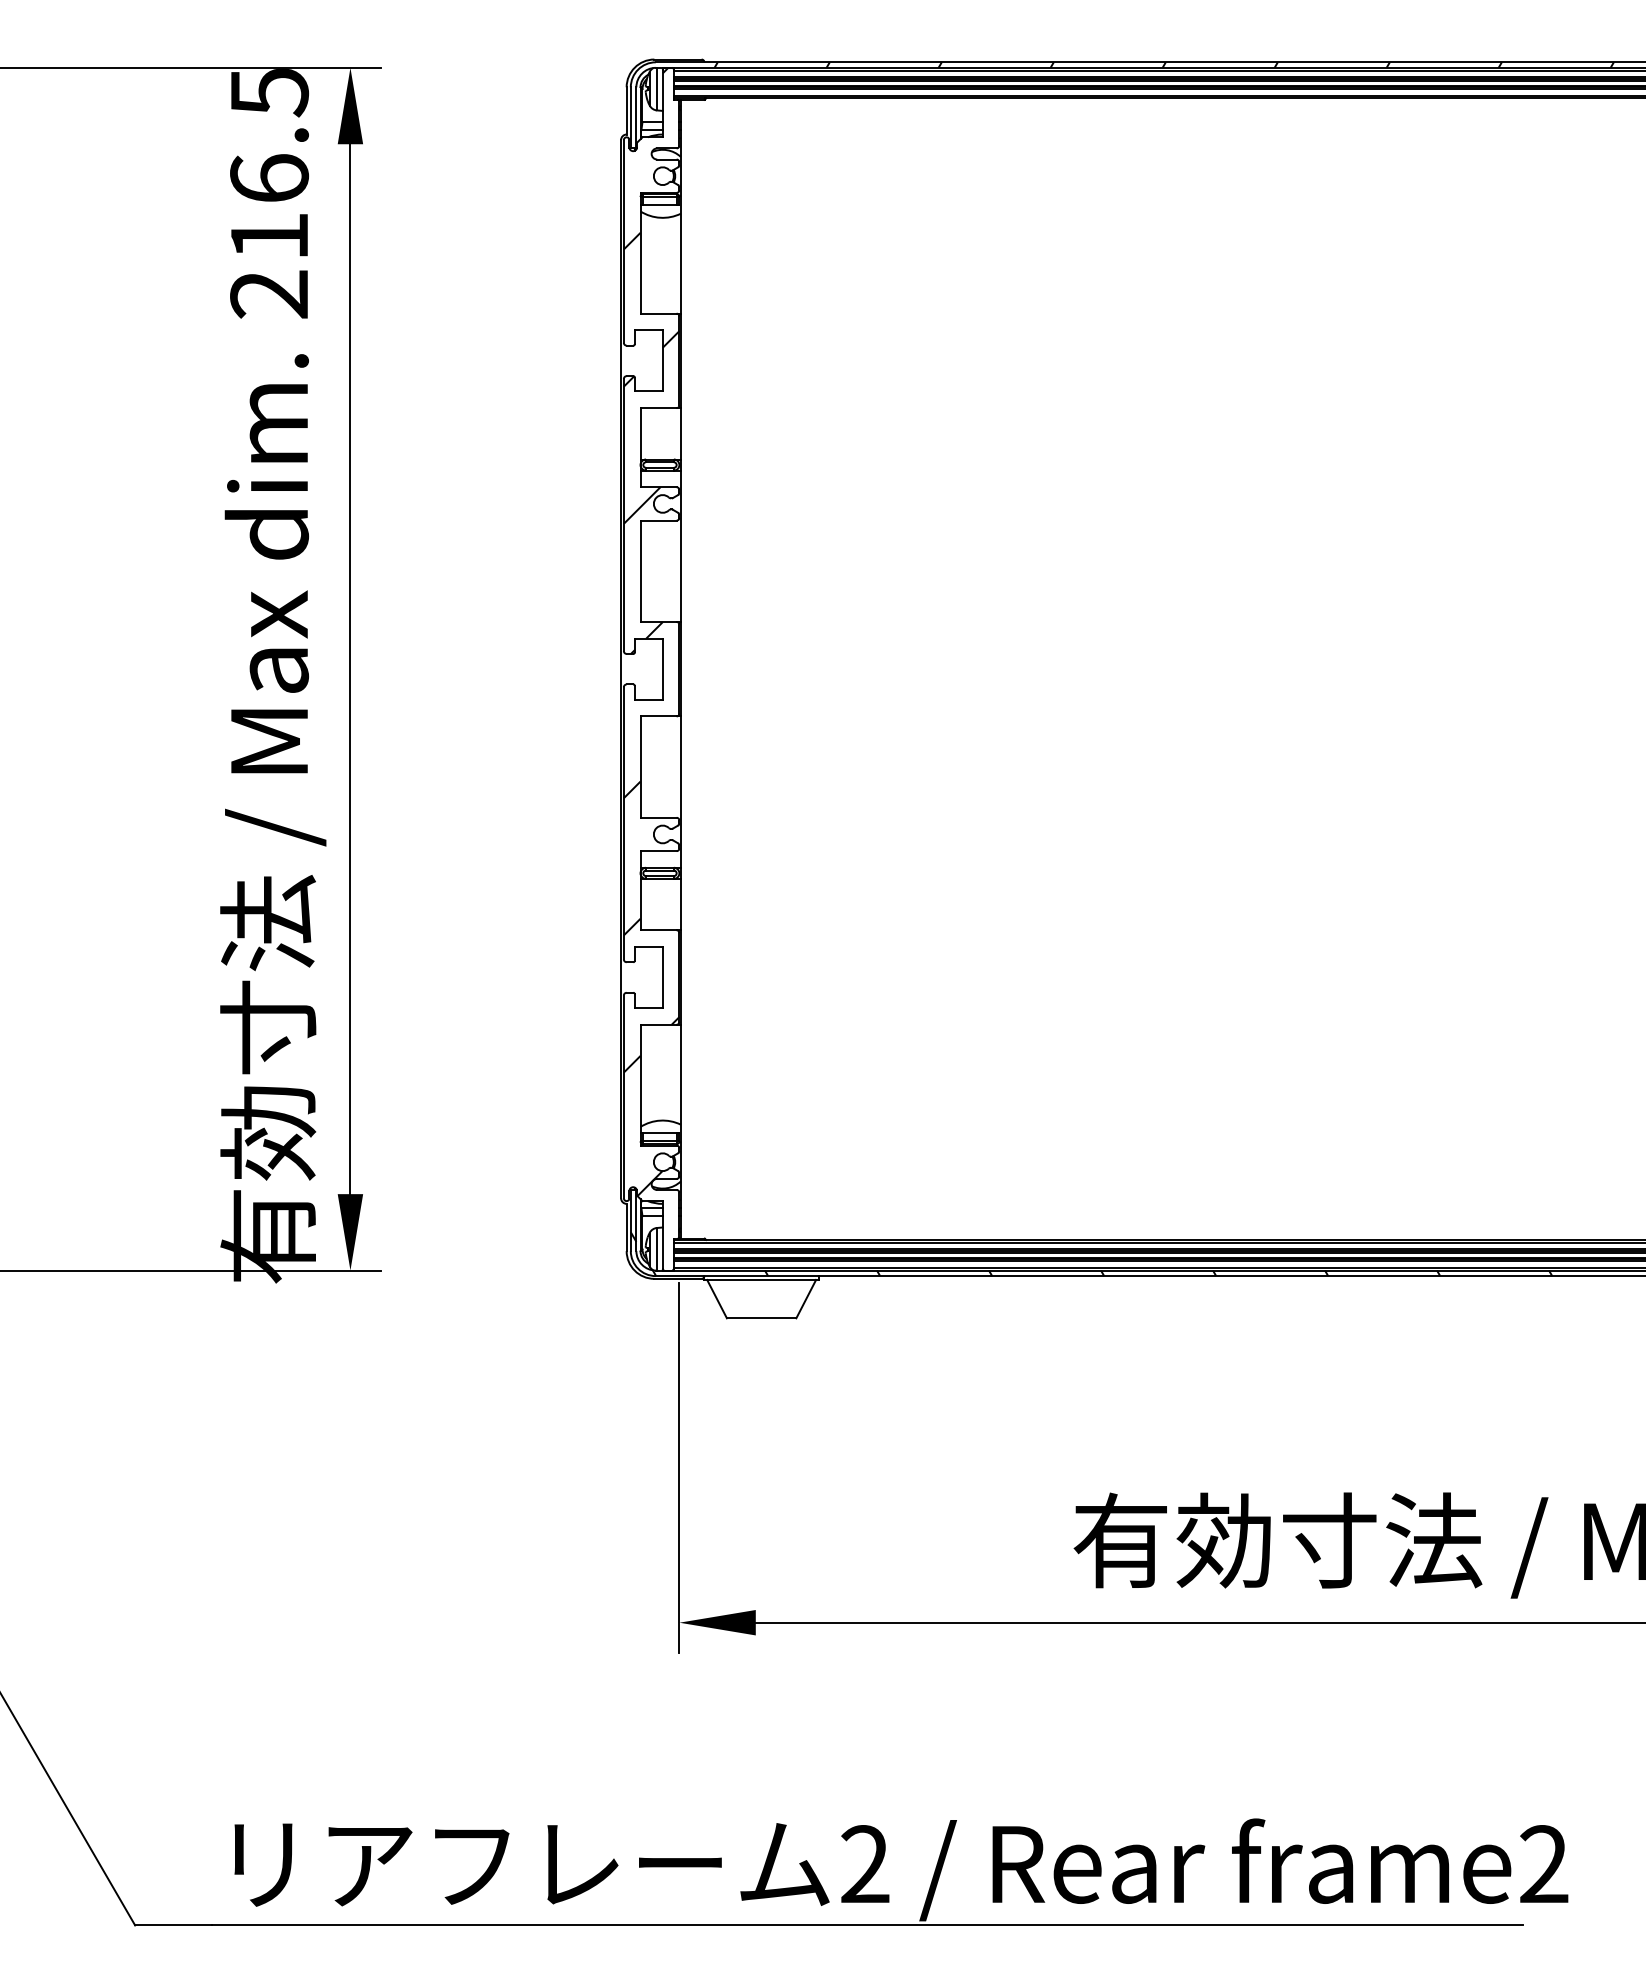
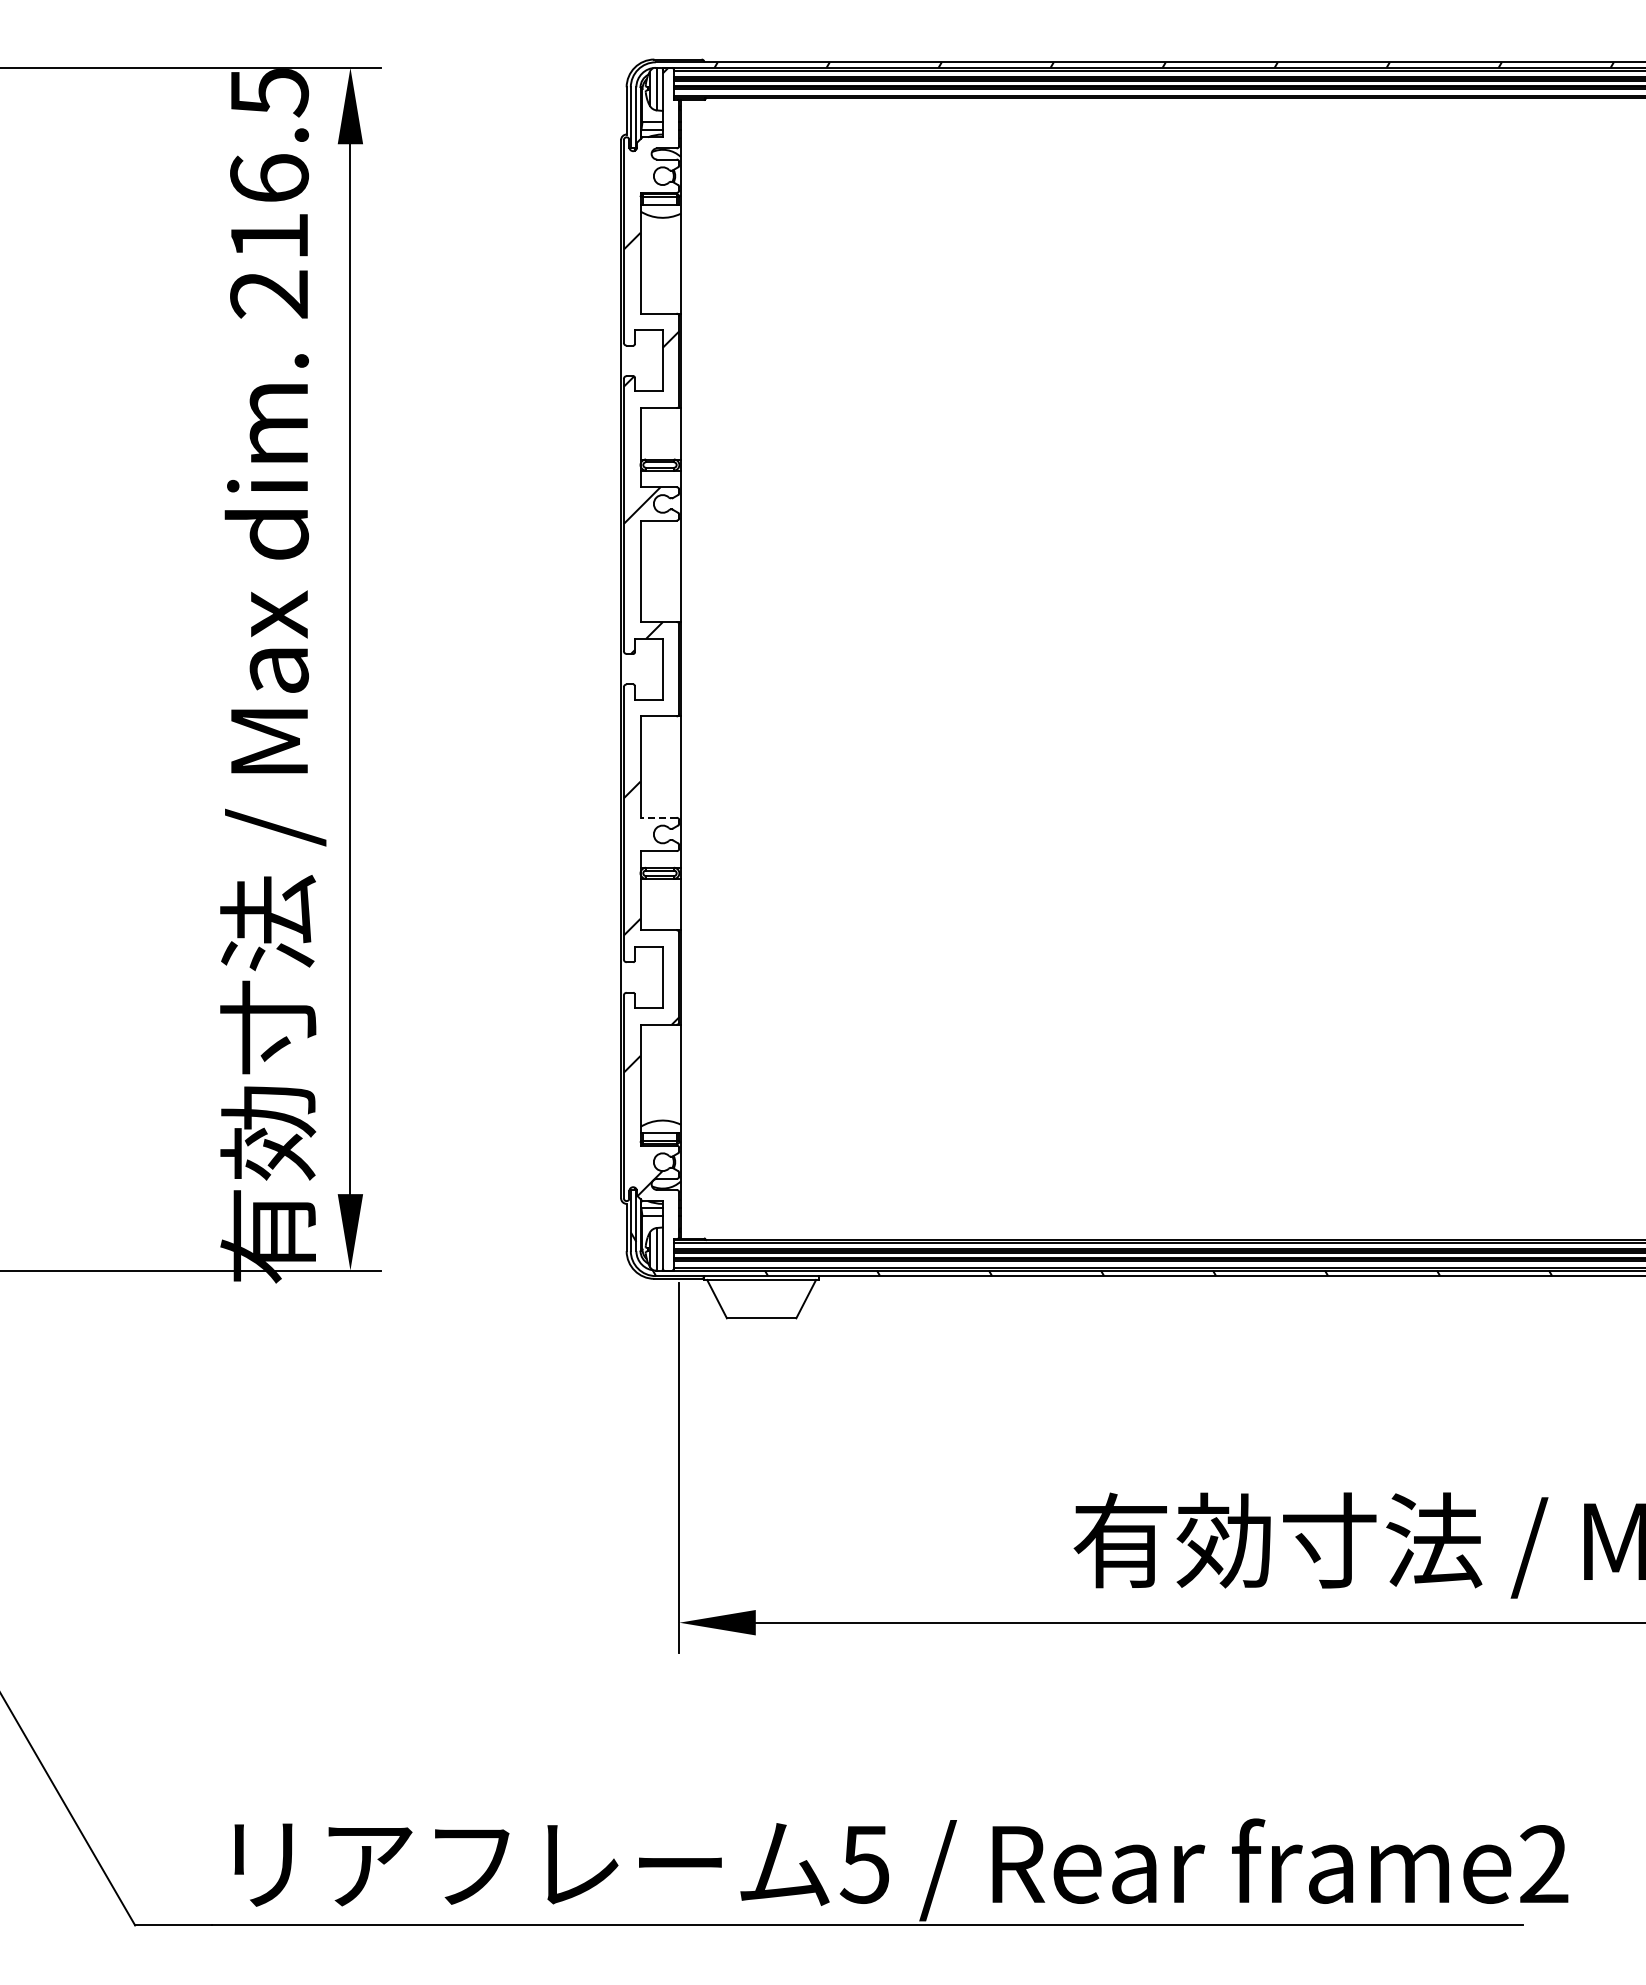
line: solid -> dashed (658, 817)
text: 2 -> 5 (864, 1864)
